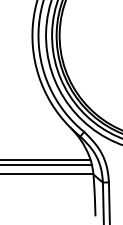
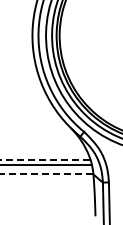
line: solid -> dashed (45, 159)
line: solid -> dashed (46, 173)
